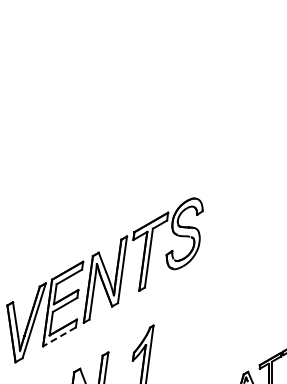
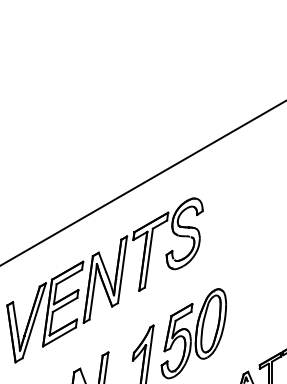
line: none -> present (142, 183)
part: none -> present (193, 333)
line: dashed -> solid (59, 336)
